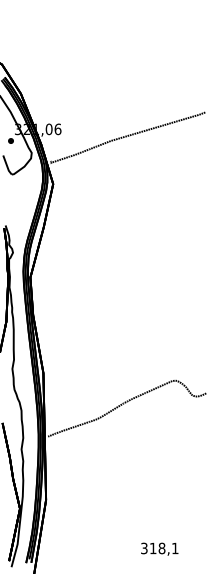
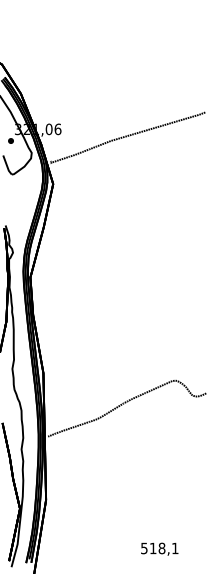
text: 318,1 -> 518,1 (144, 547)
